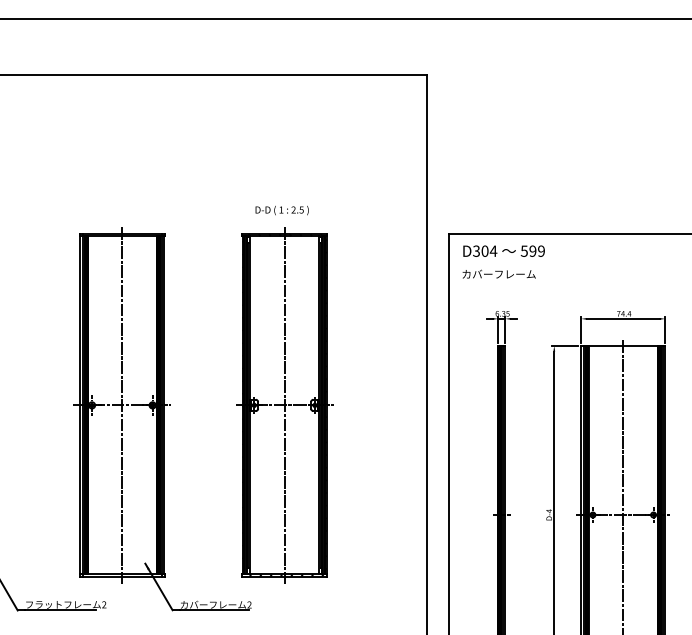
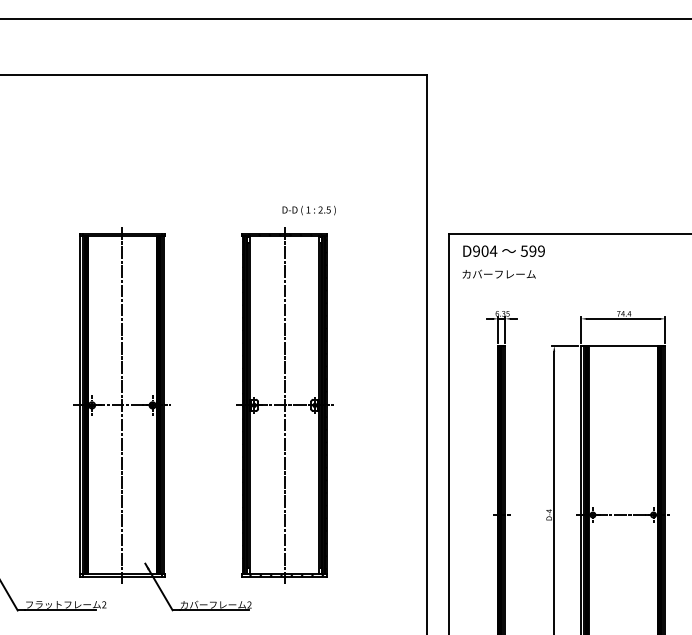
text position: (281, 210) -> (308, 210) (308, 210)
text: D304 -> D904 (476, 250)
line: present -> none (623, 485)
